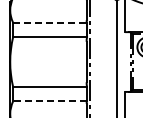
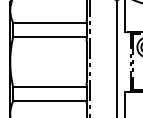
line: dashed -> solid (50, 22)
line: dashed -> solid (50, 101)
